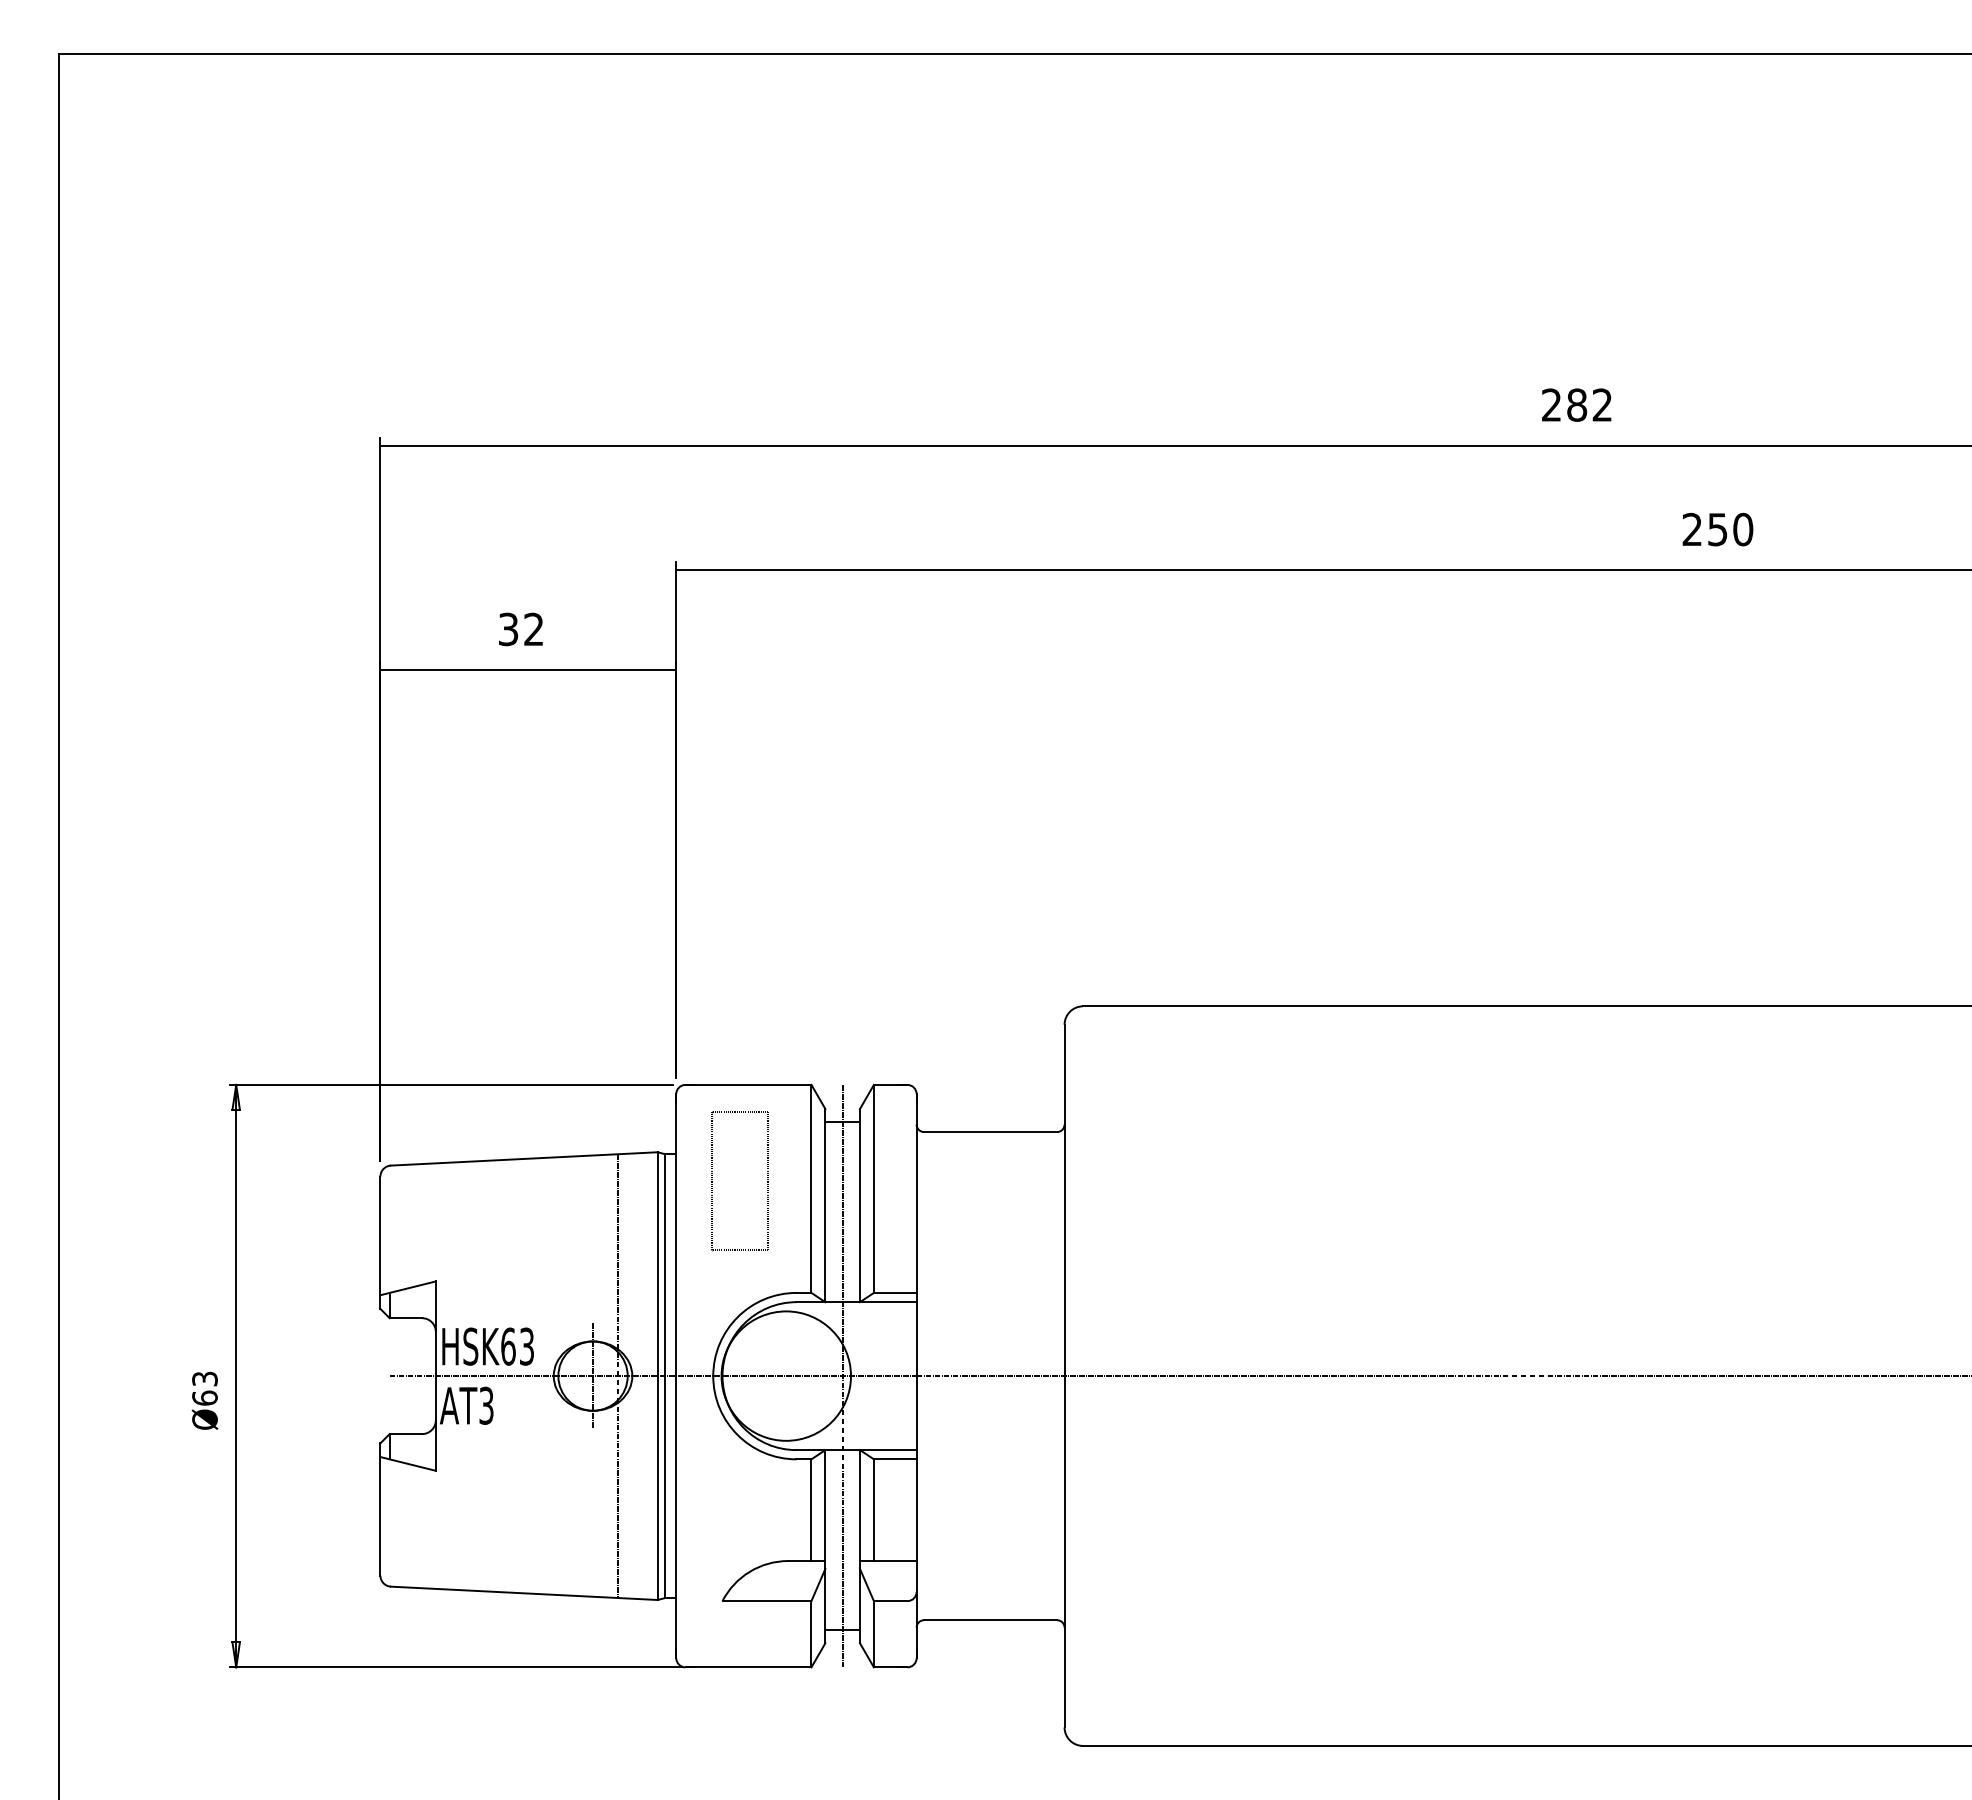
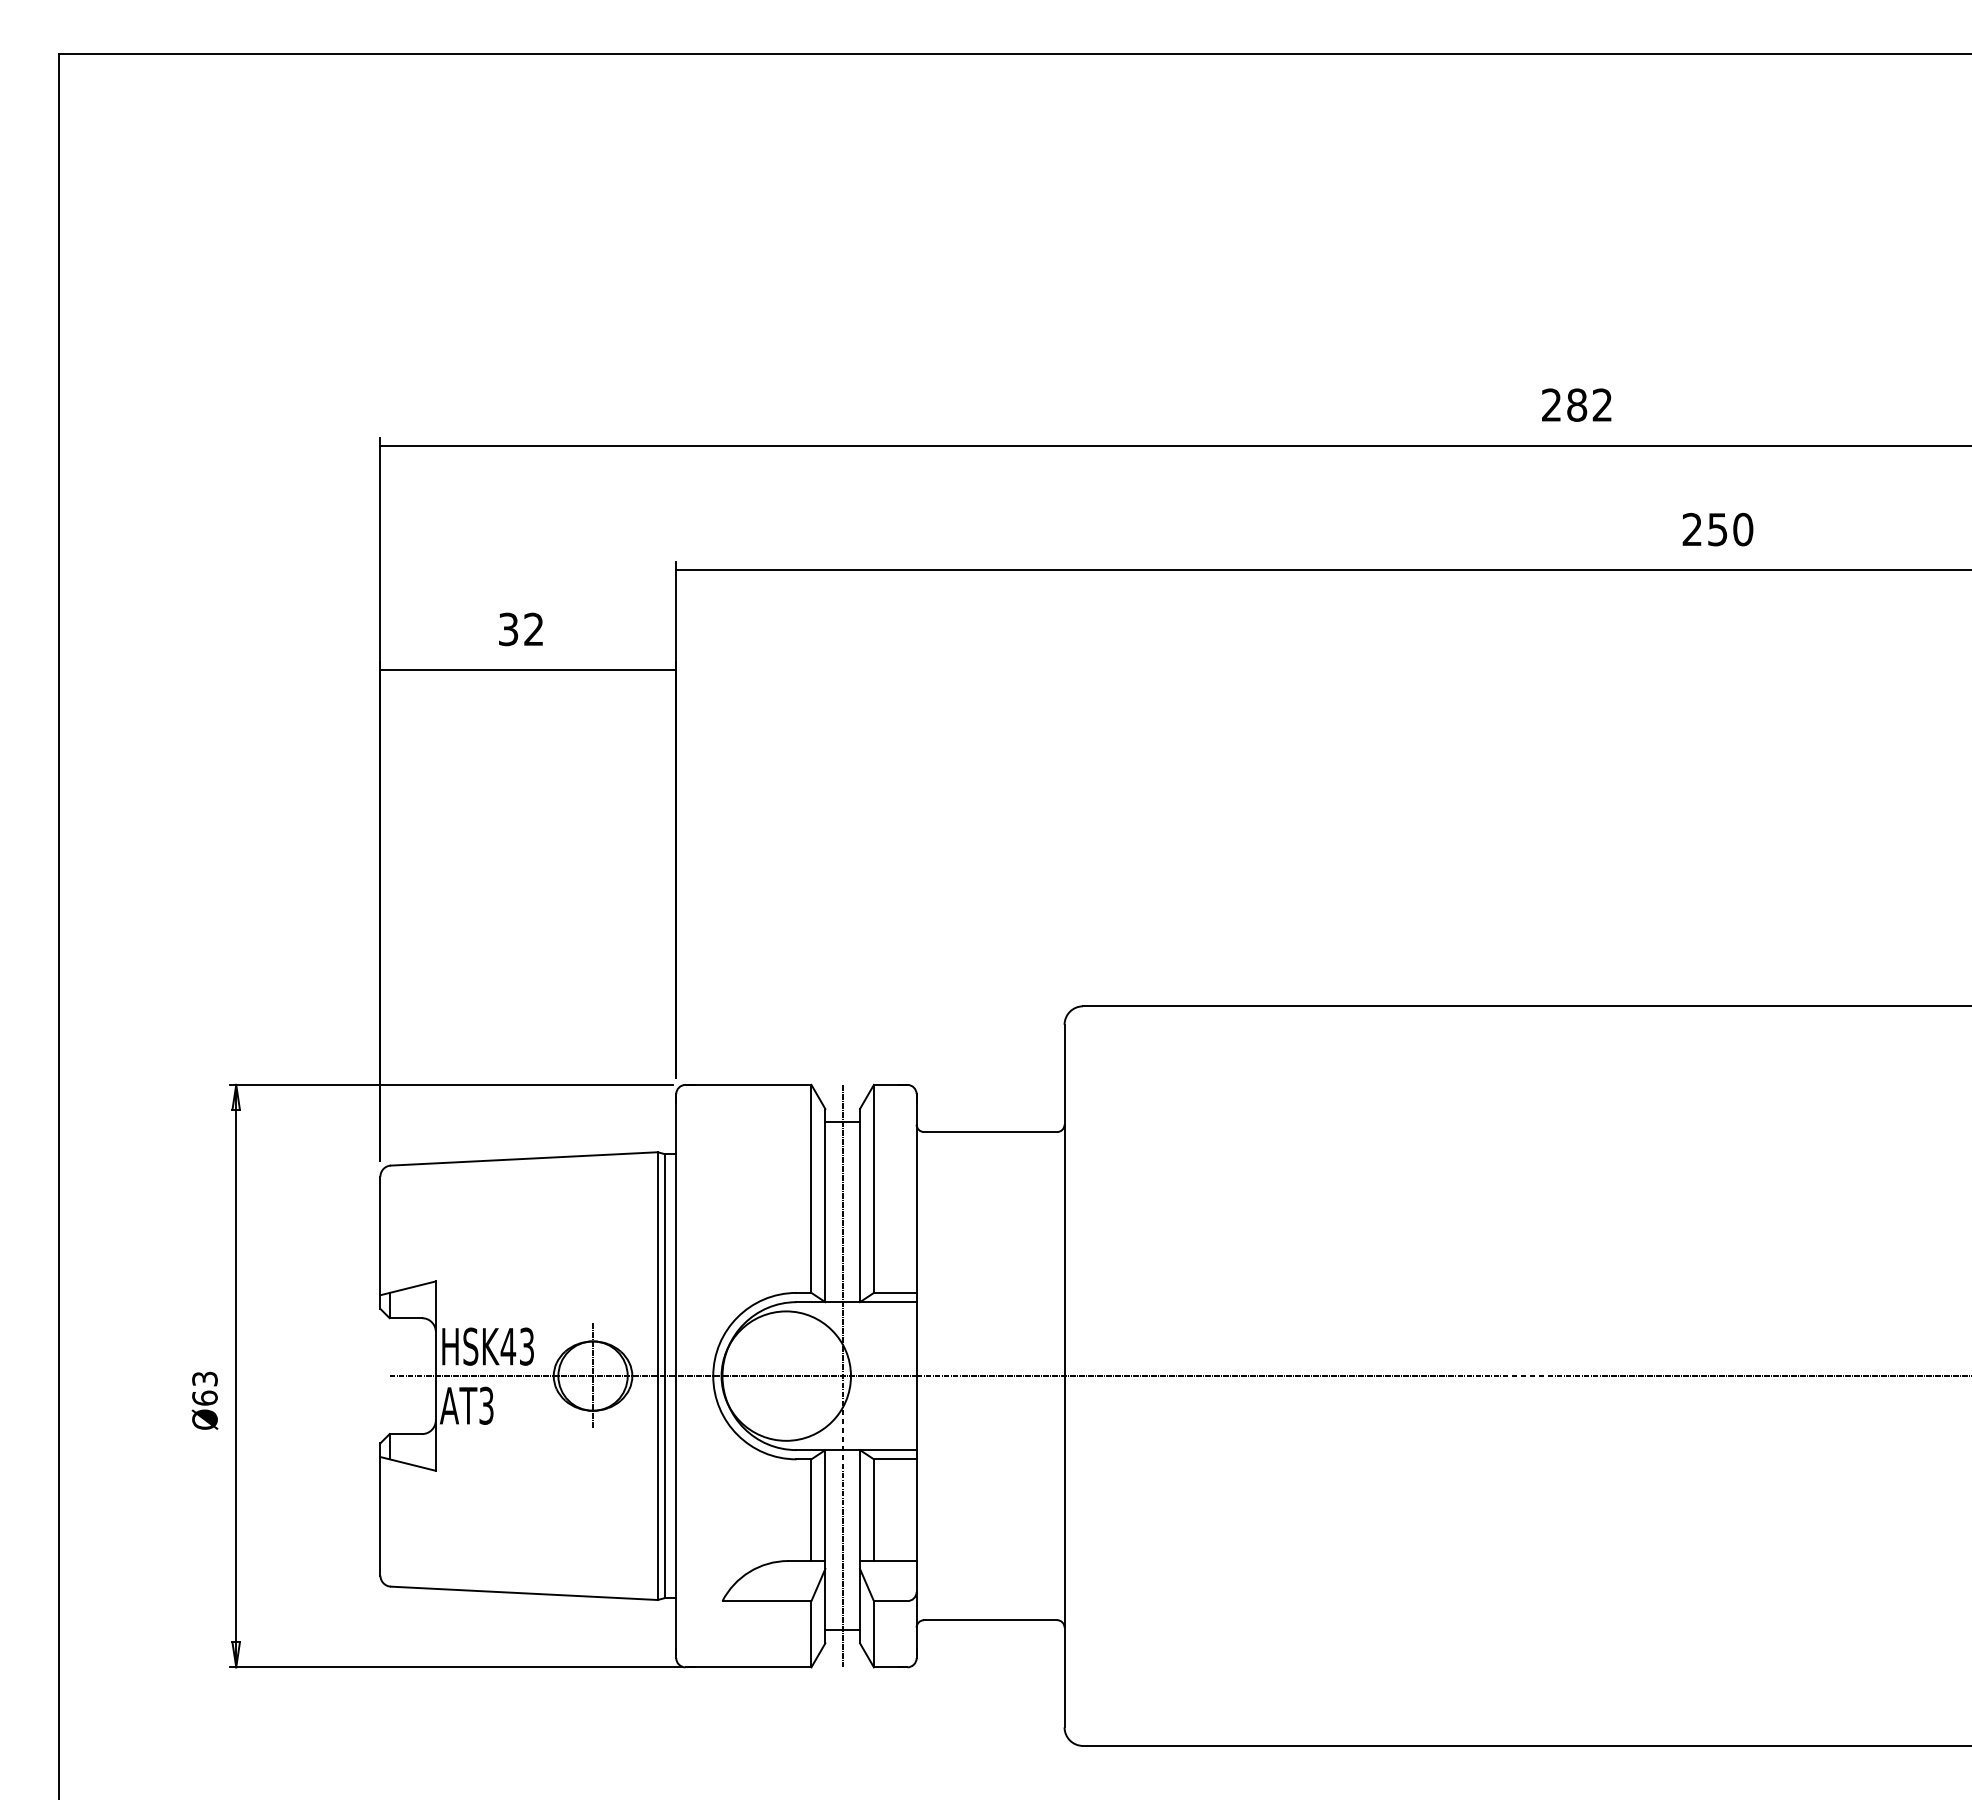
part: present -> none (712, 1181)
text: HSK63 -> HSK43 (508, 1346)
line: present -> none (618, 1376)
